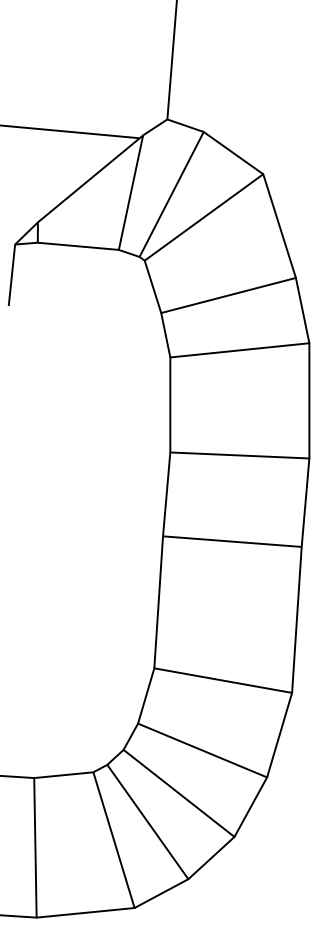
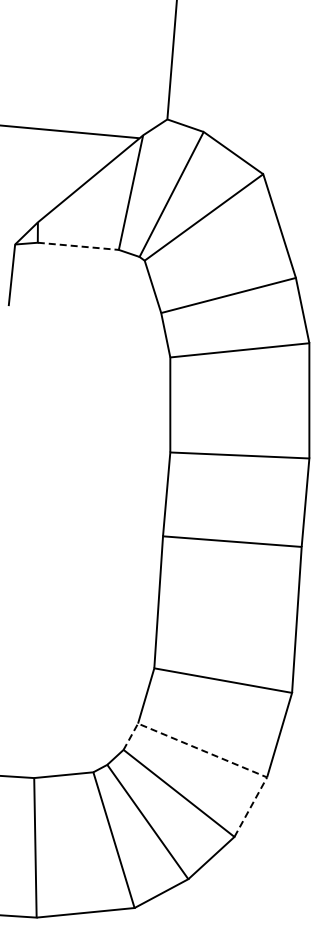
line: solid -> dashed (78, 246)
line: solid -> dashed (220, 757)
